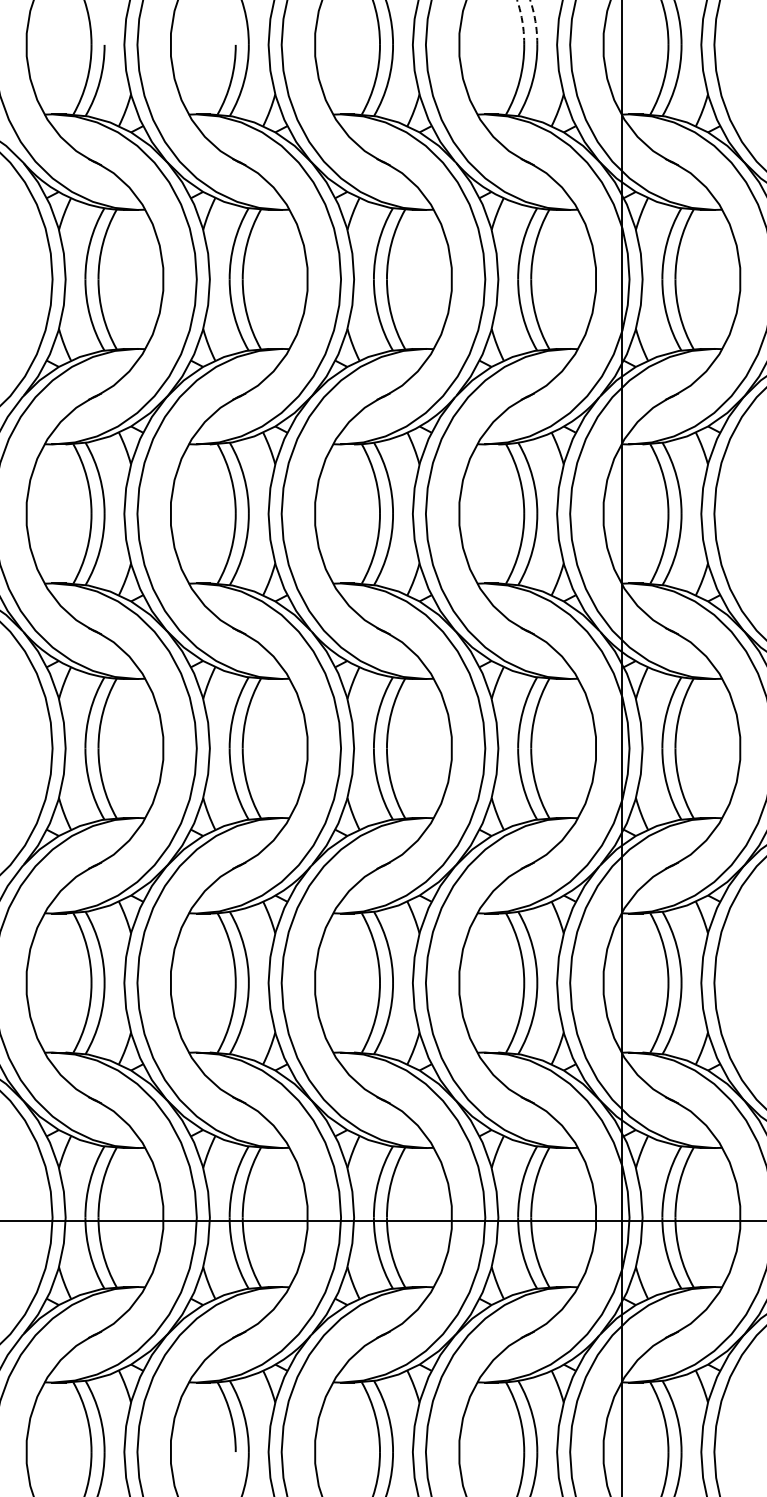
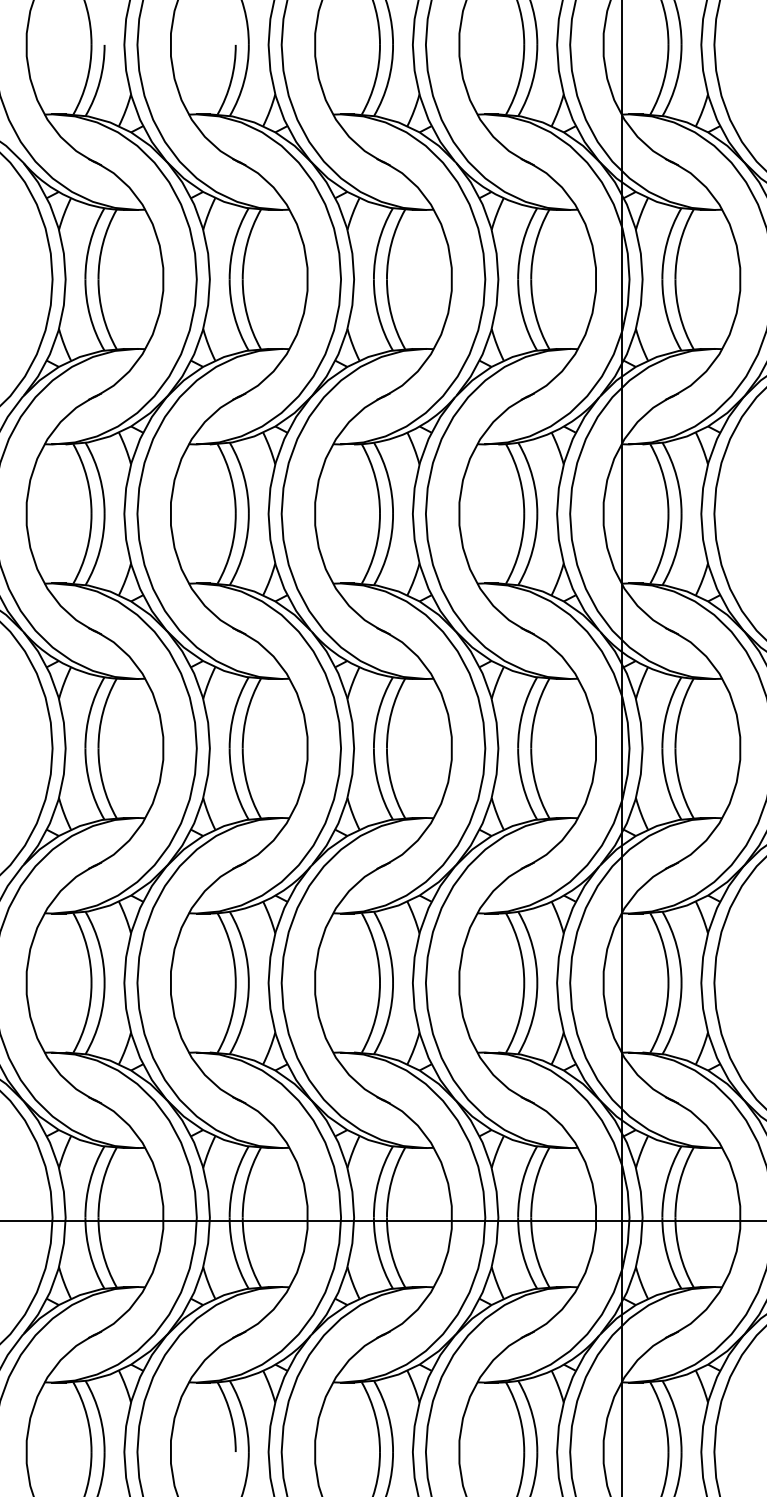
arc: dashed -> solid (522, 21)
arc: dashed -> solid (535, 21)
